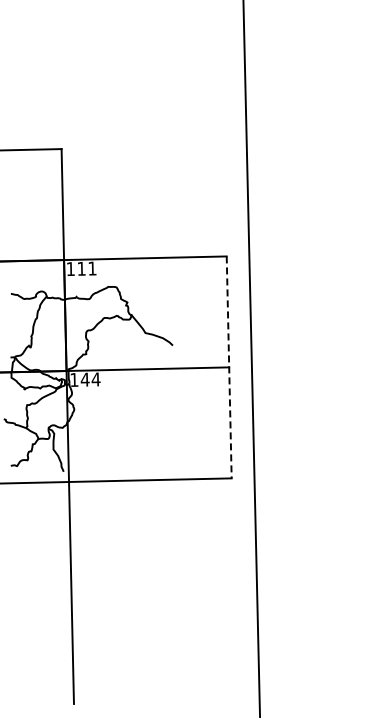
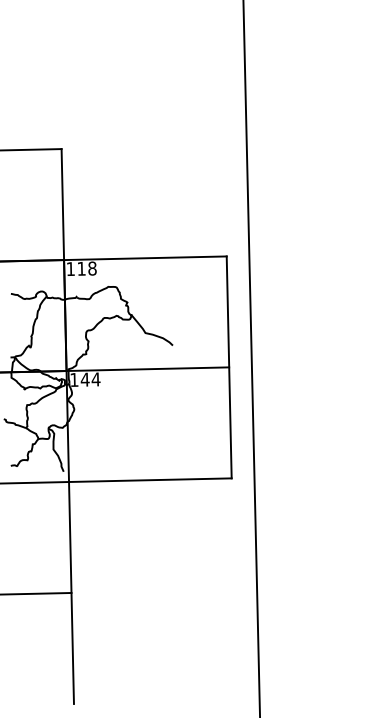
text: 111 -> 118 (92, 268)
line: dashed -> solid (229, 367)
line: none -> present (36, 593)
